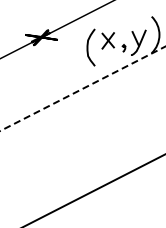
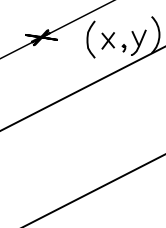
curve position: (88, 47) -> (88, 39) (88, 39)
line: dashed -> solid (82, 88)
